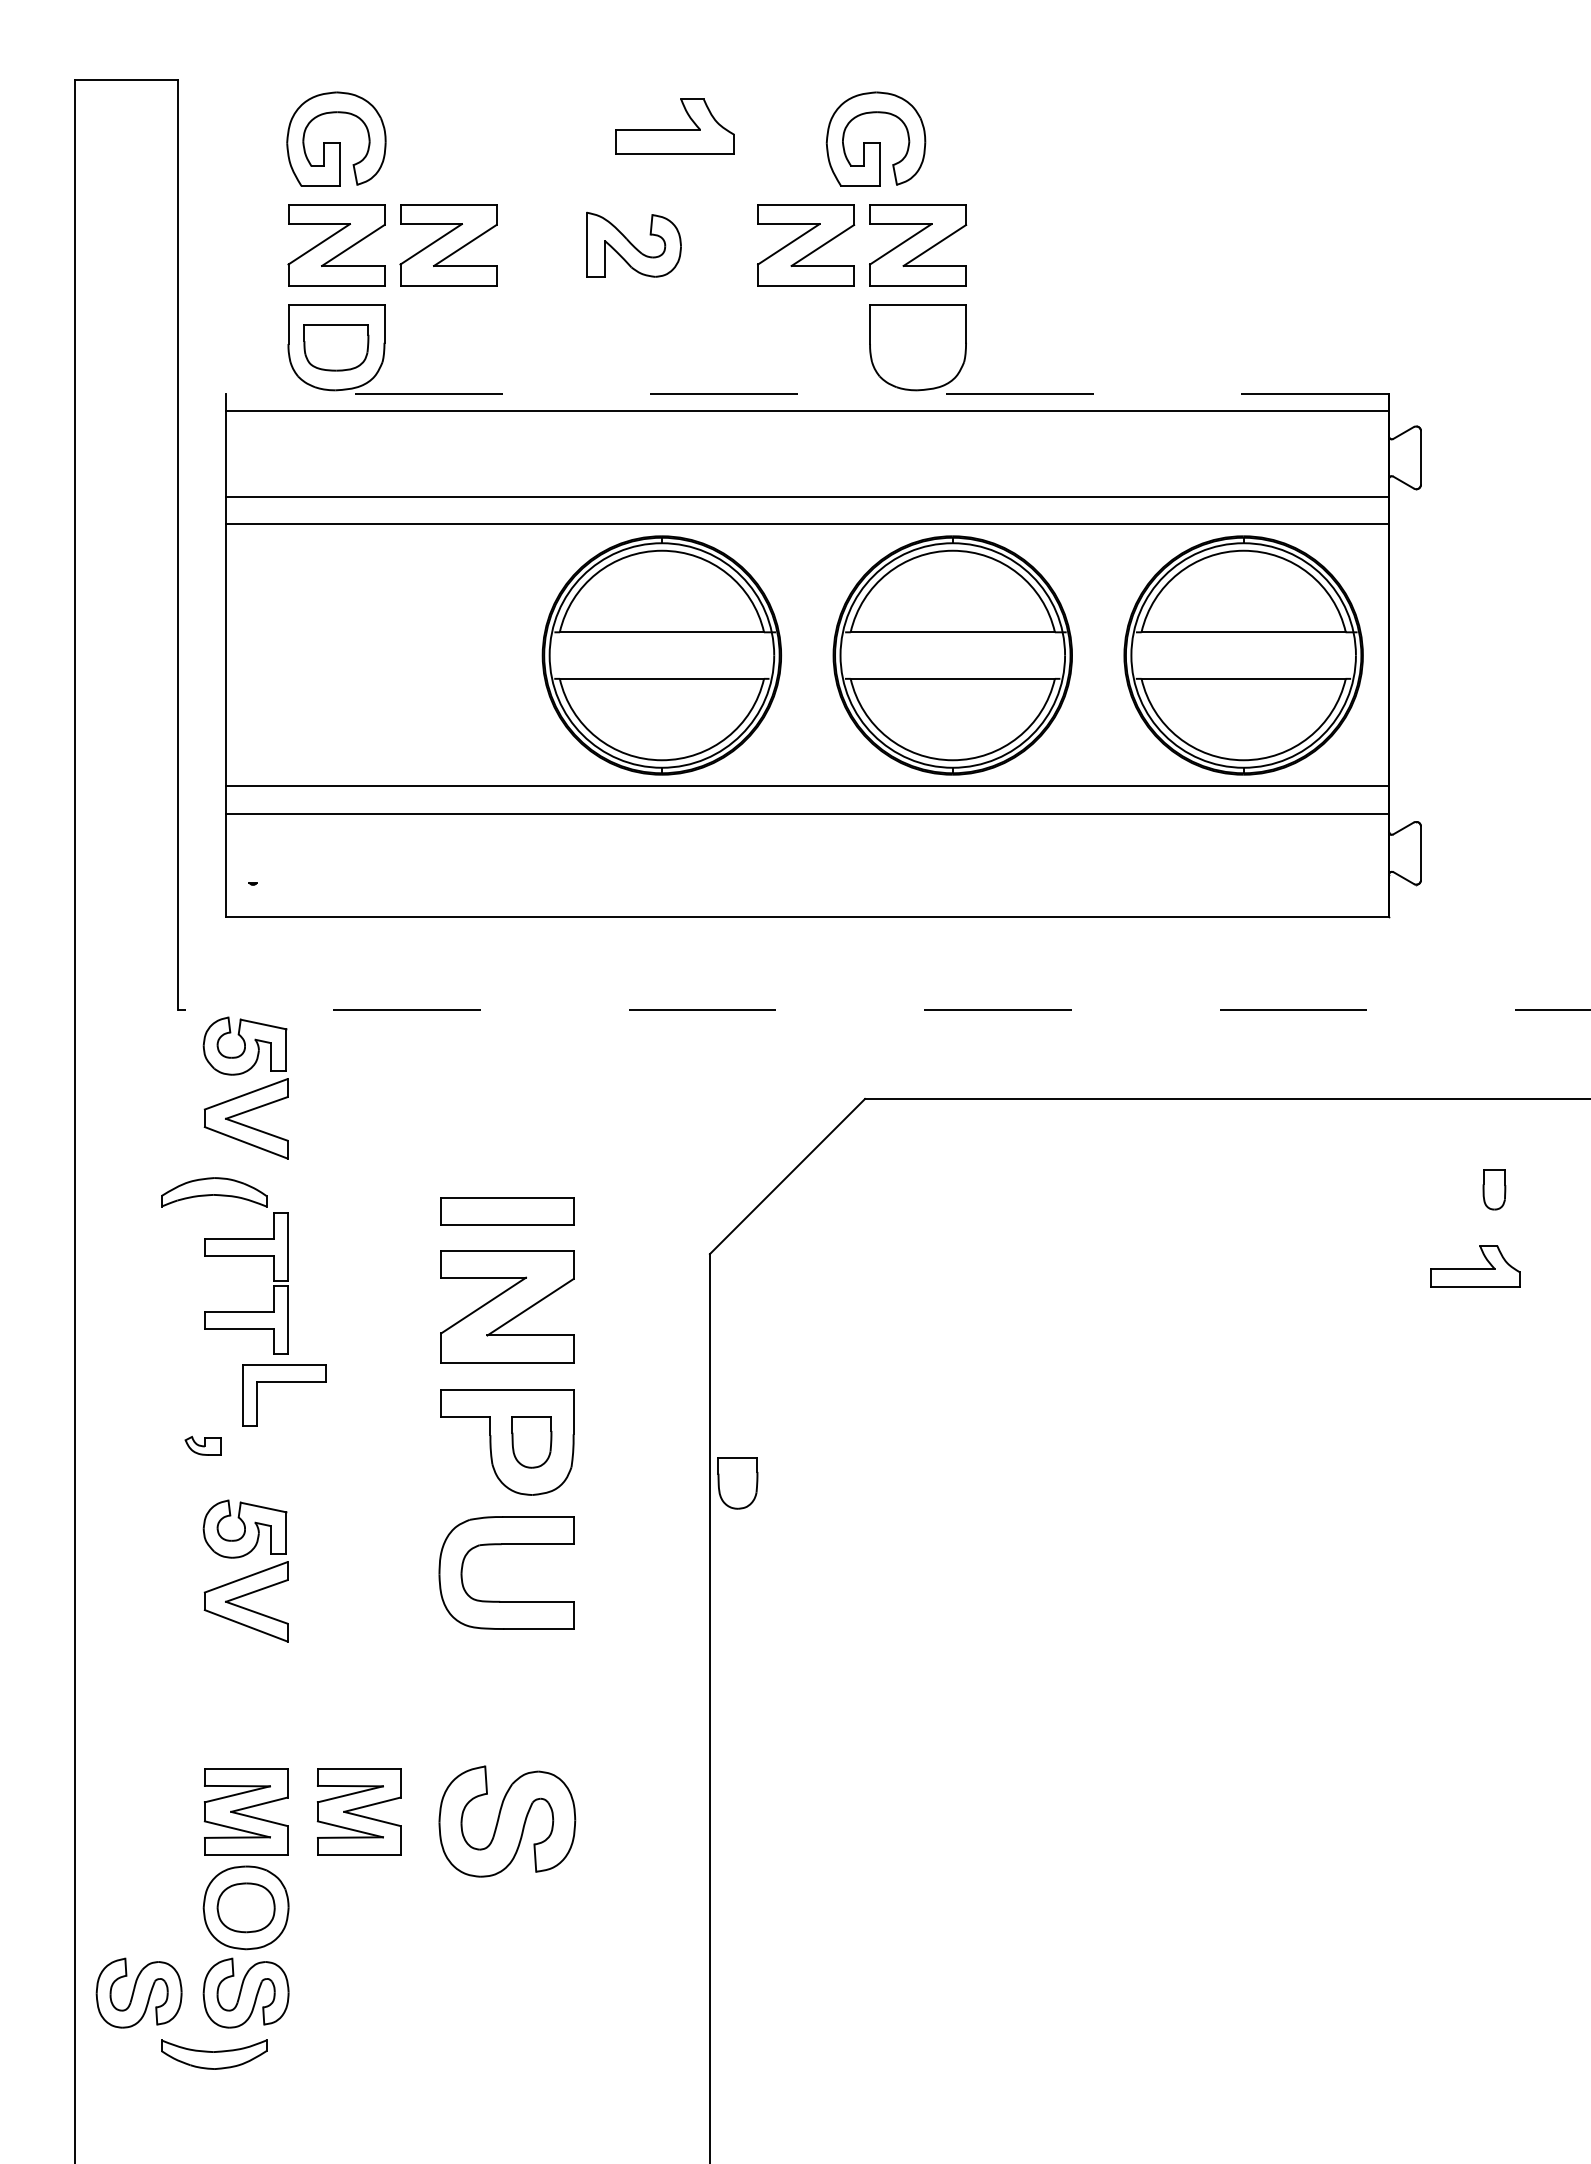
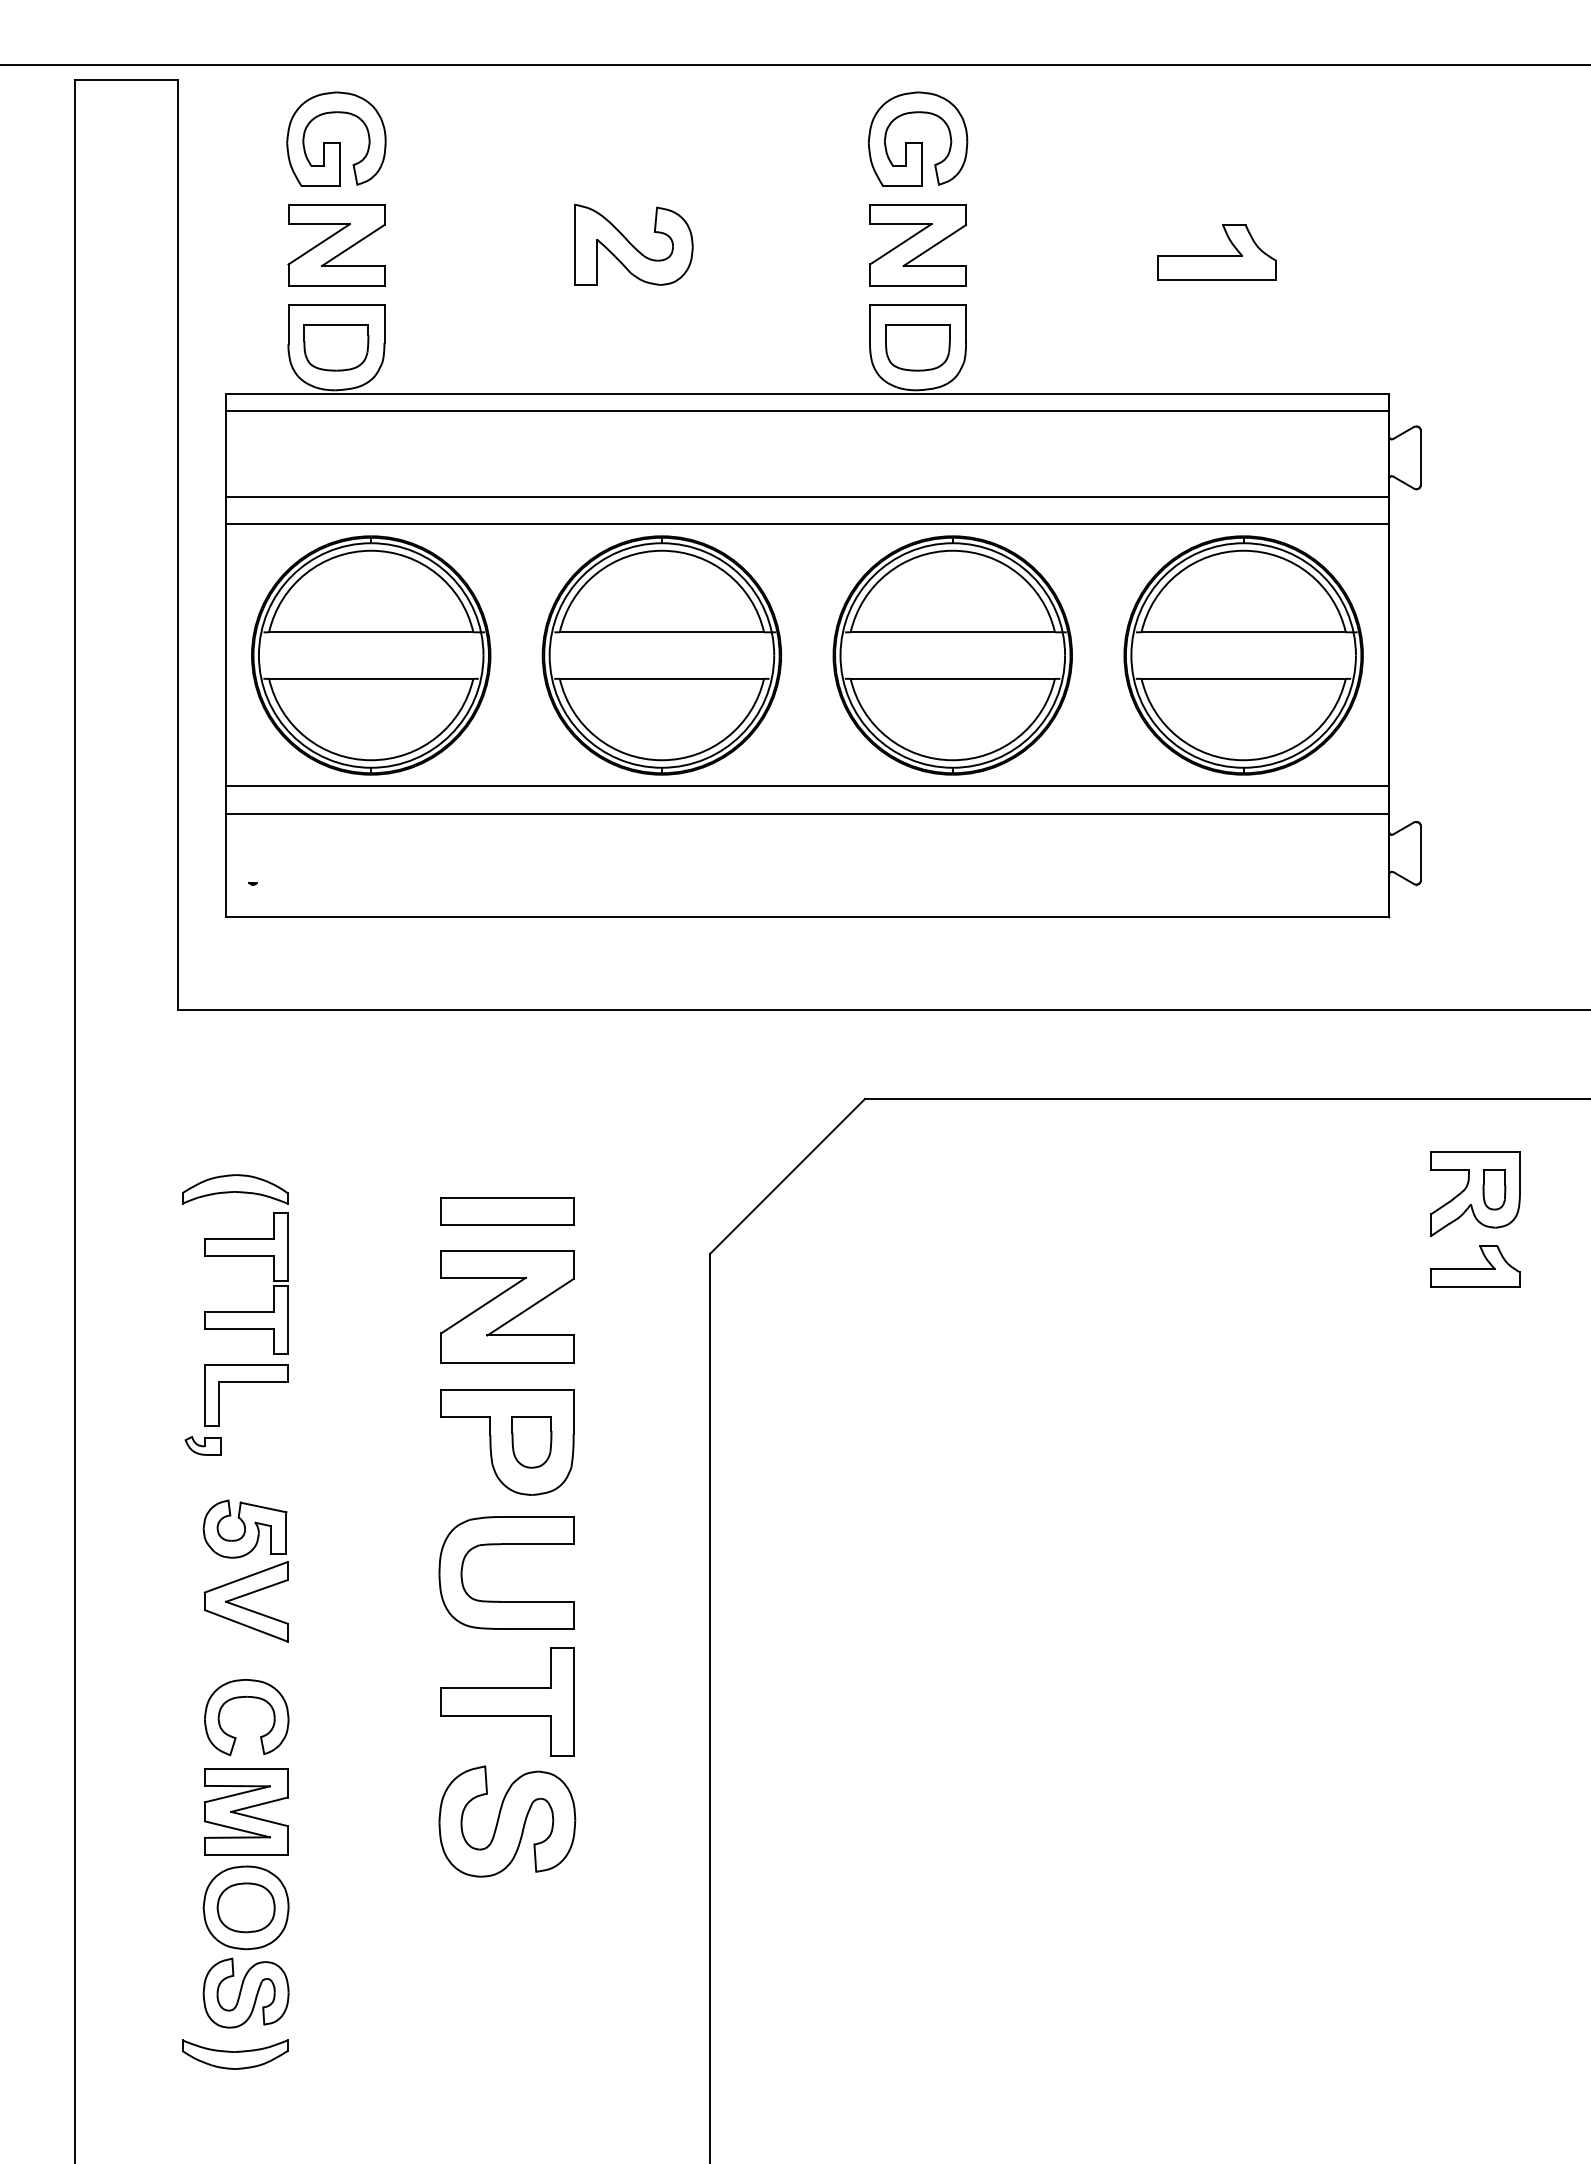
line: none -> present (794, 64)
part position: (674, 126) -> (1216, 252) (1216, 252)
part position: (875, 138) -> (917, 138) (917, 138)
part size: 96x67 px -> 120x83 px (633, 244)
part: present -> none (448, 245)
part: present -> none (806, 245)
part: none -> present (917, 347)
line: dashed -> solid (807, 393)
part: none -> present (371, 655)
line: dashed -> solid (883, 1010)
part: present -> none (245, 1087)
part position: (214, 1192) -> (235, 1189) (235, 1189)
part: none -> present (1475, 1193)
part position: (284, 1382) -> (246, 1382) (246, 1382)
part: present -> none (737, 1483)
part: none -> present (240, 1698)
part: none -> present (507, 1701)
part: present -> none (358, 1811)
part: present -> none (138, 1992)
part position: (214, 2054) -> (235, 2054) (235, 2054)
